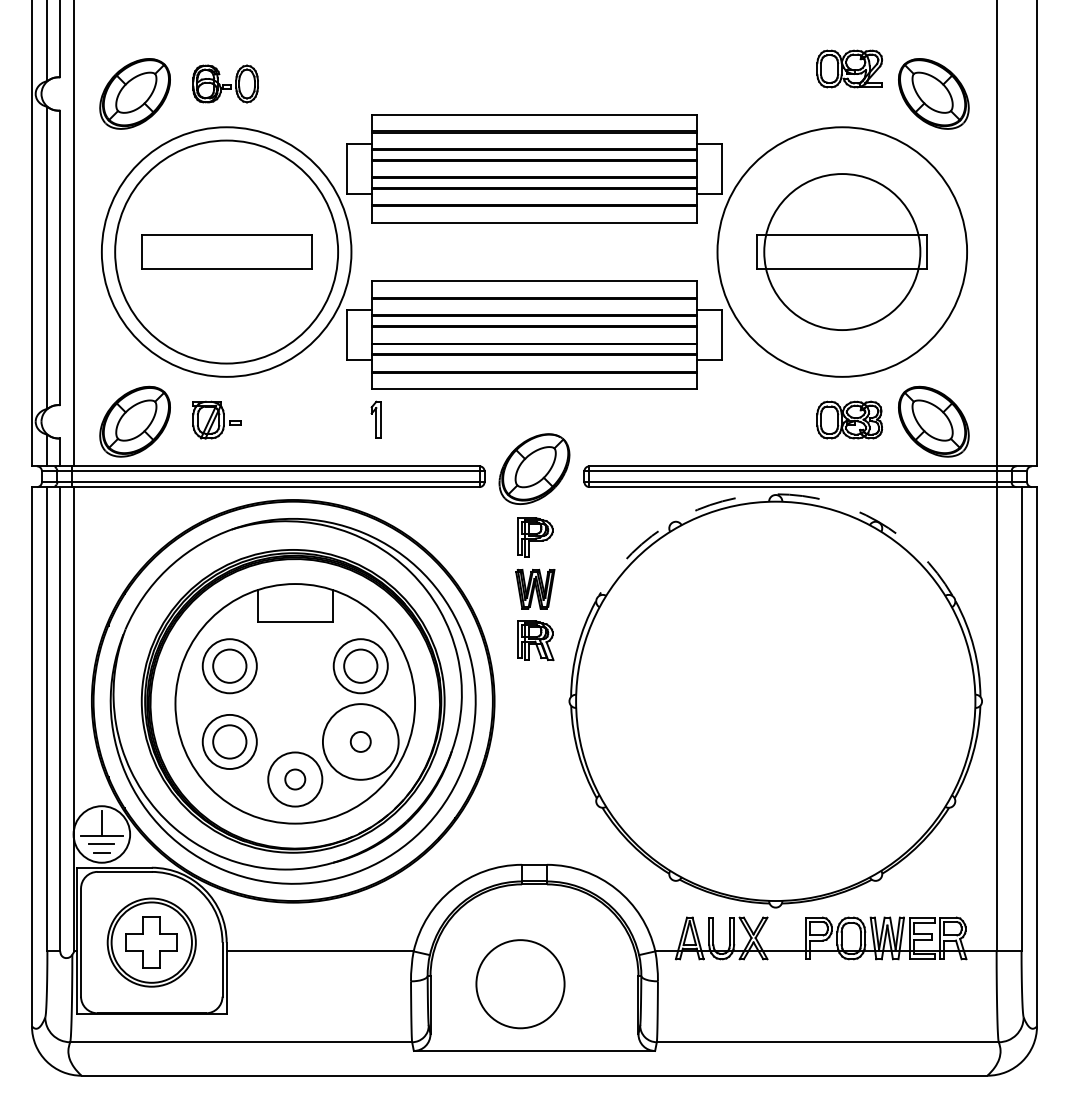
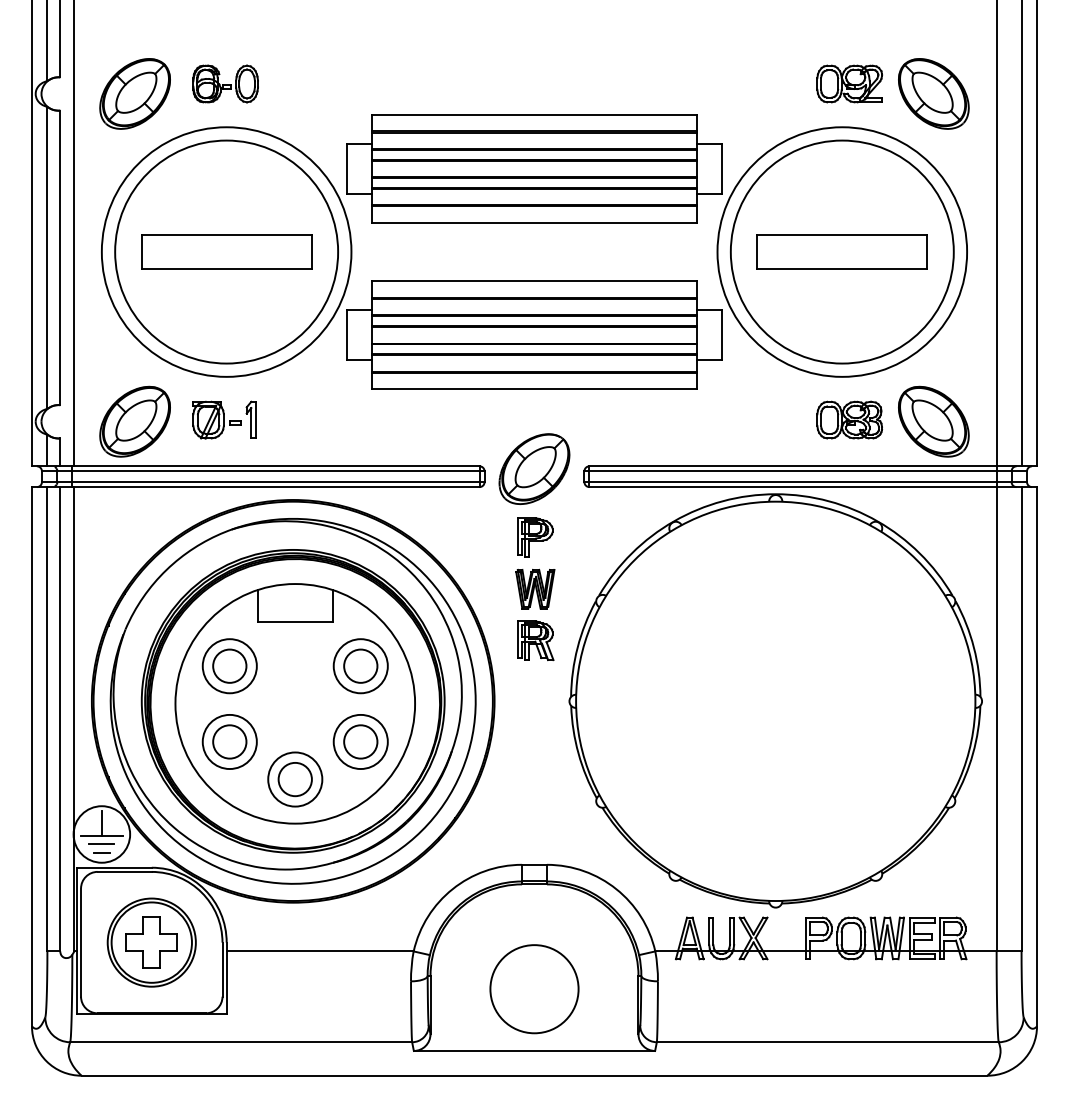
part position: (849, 68) -> (849, 83) (849, 83)
line: none -> present (1021, 234)
circle diameter: 156 px -> 223 px (841, 251)
part position: (375, 419) -> (250, 419) (250, 419)
arc: dashed -> solid (775, 494)
circle diameter: 20 px -> 33 px (360, 741)
circle diameter: 76 px -> 54 px (360, 741)
circle diameter: 20 px -> 33 px (294, 779)
circle position: (520, 984) -> (534, 989) (534, 989)
